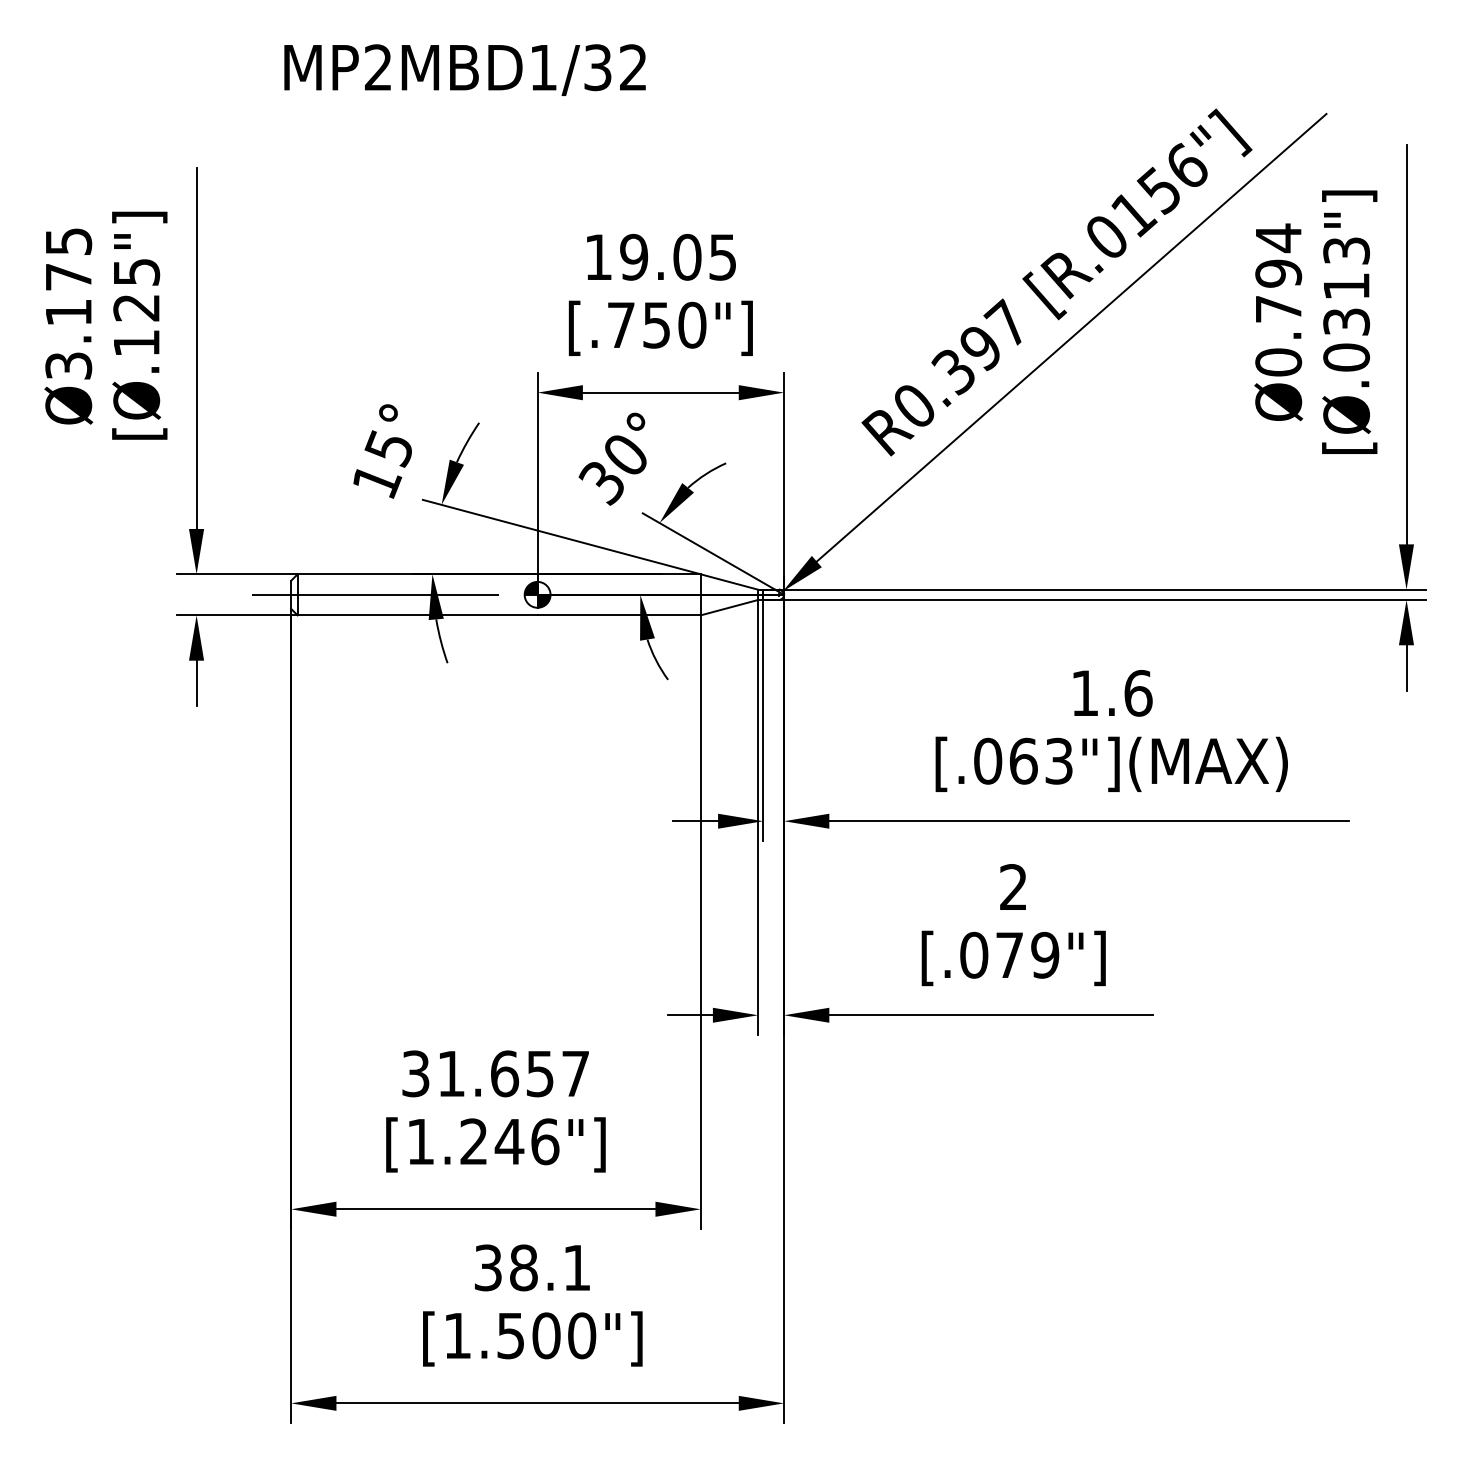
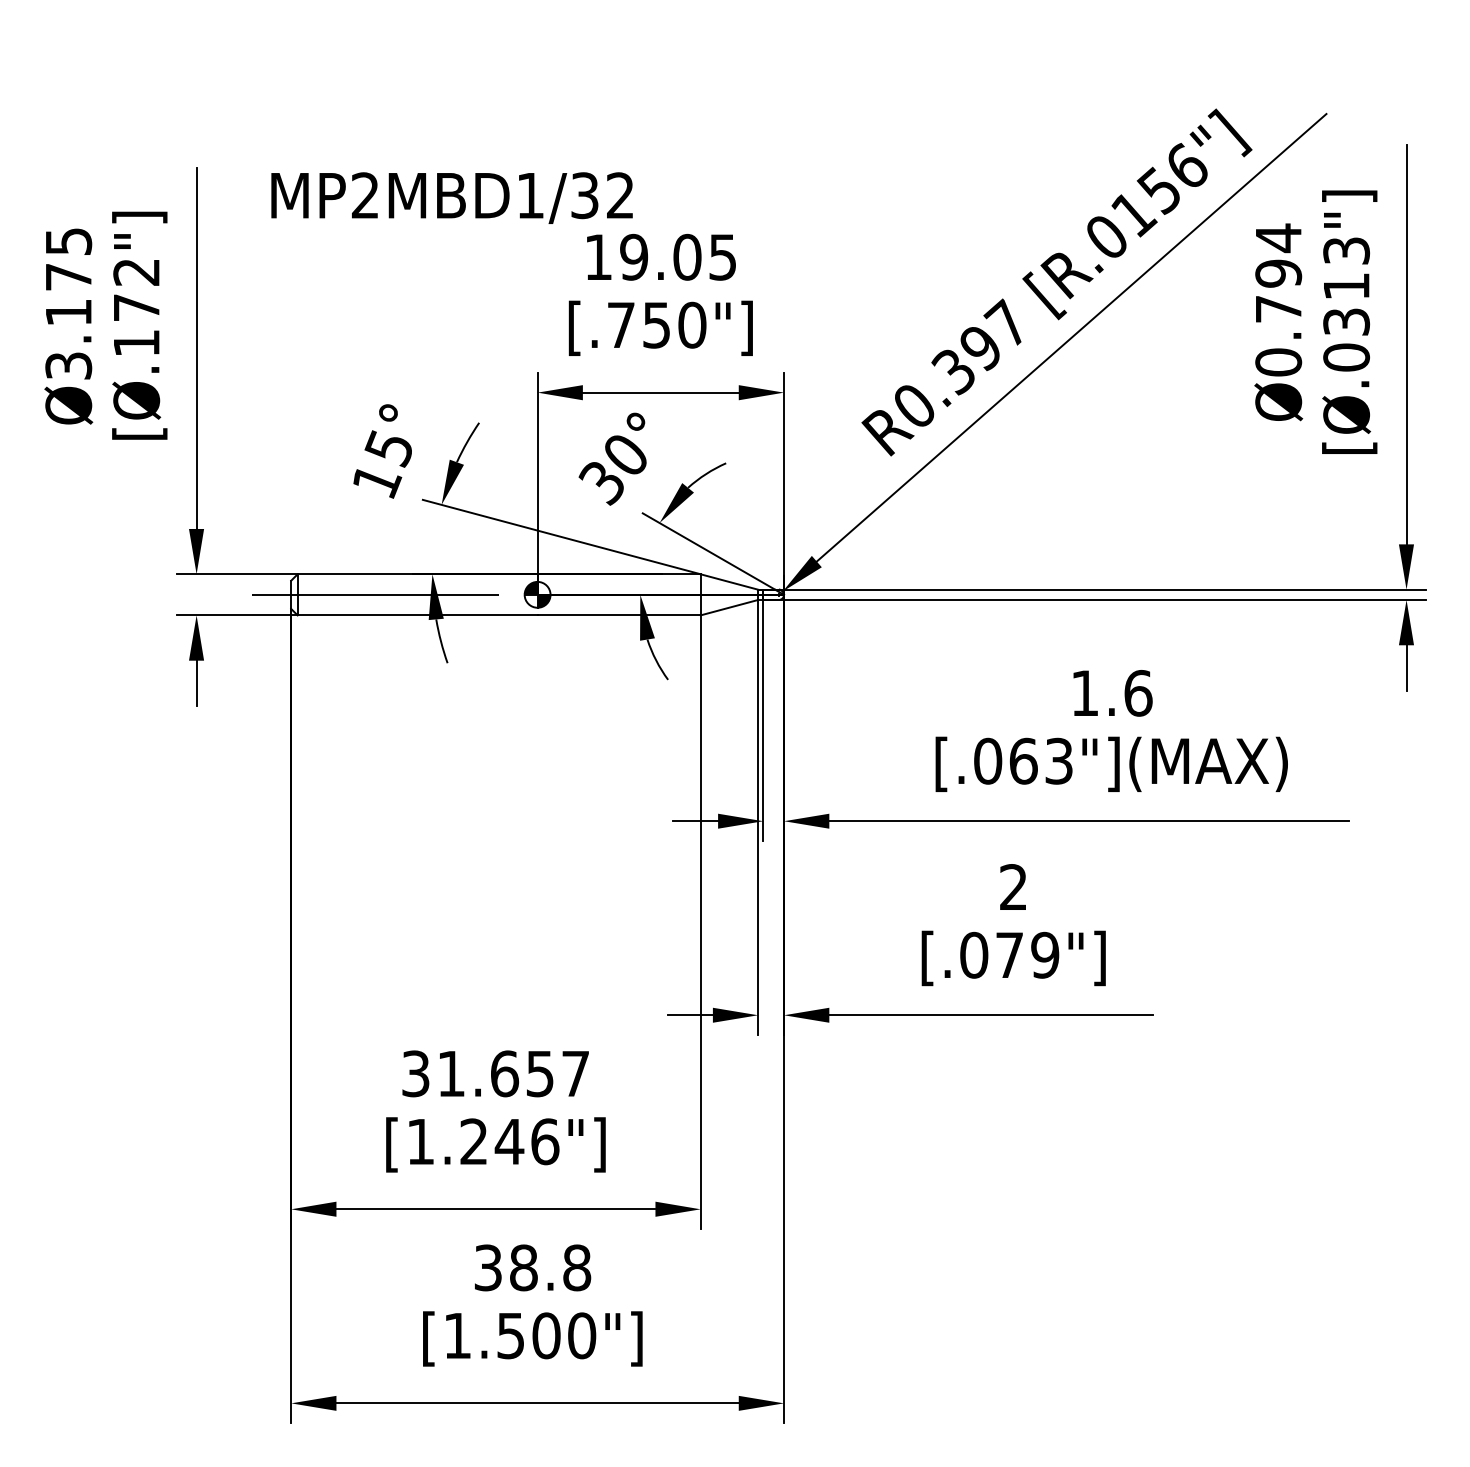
text position: (464, 69) -> (451, 197) (451, 197)
text: [Ø.125"] -> [Ø.172"] (136, 290)
text: 38.1 -> 38.8 (577, 1267)
